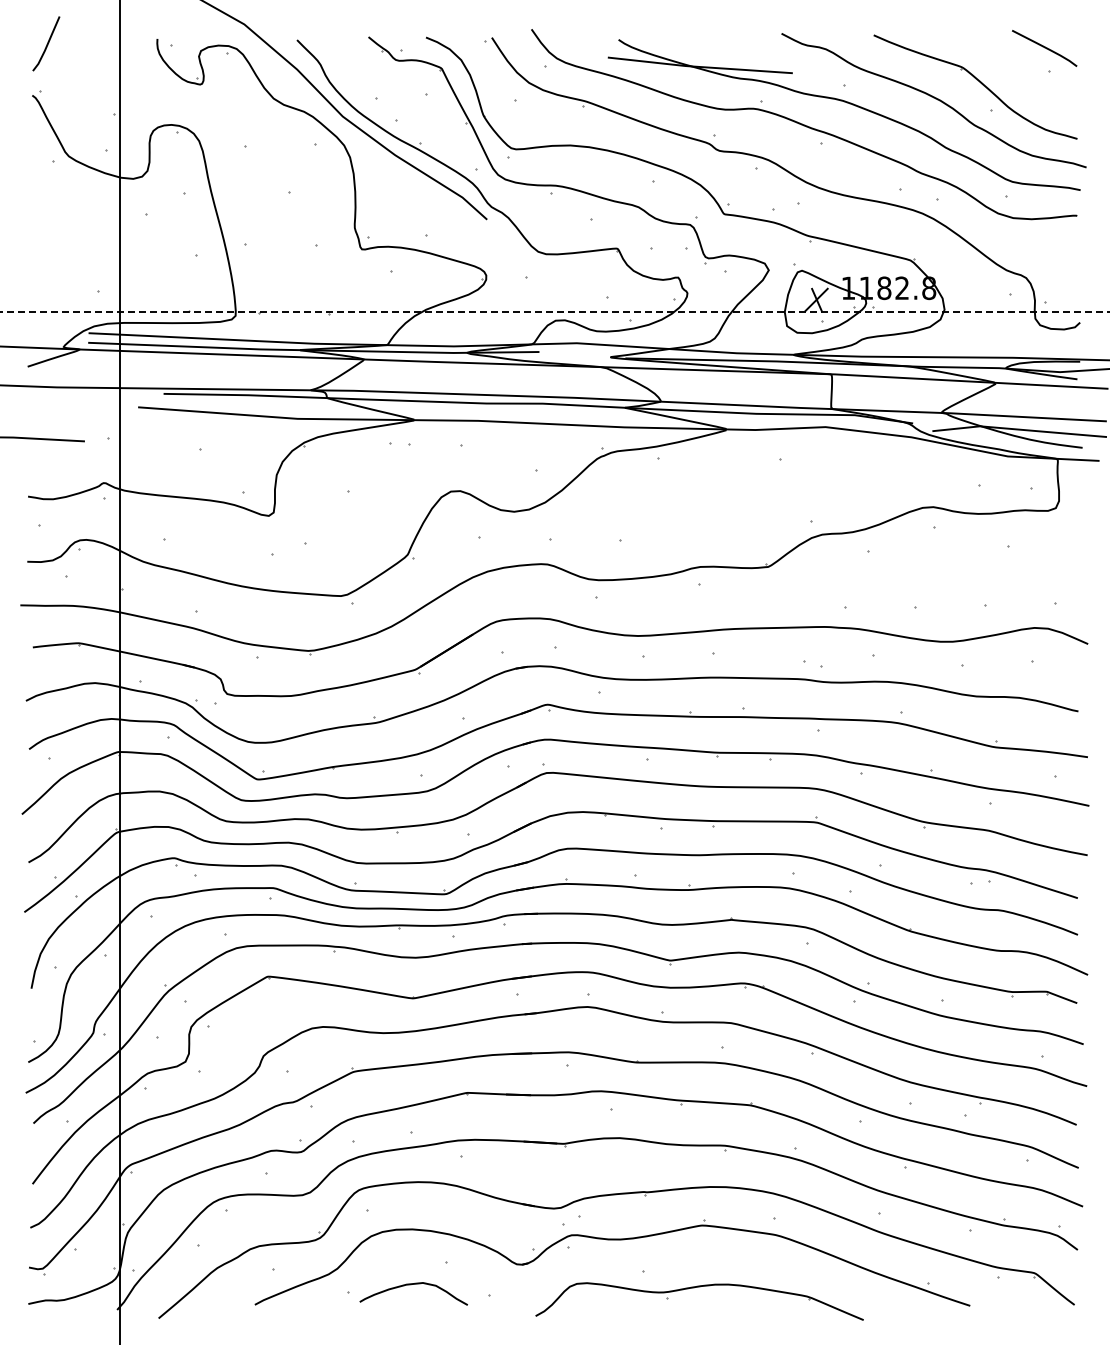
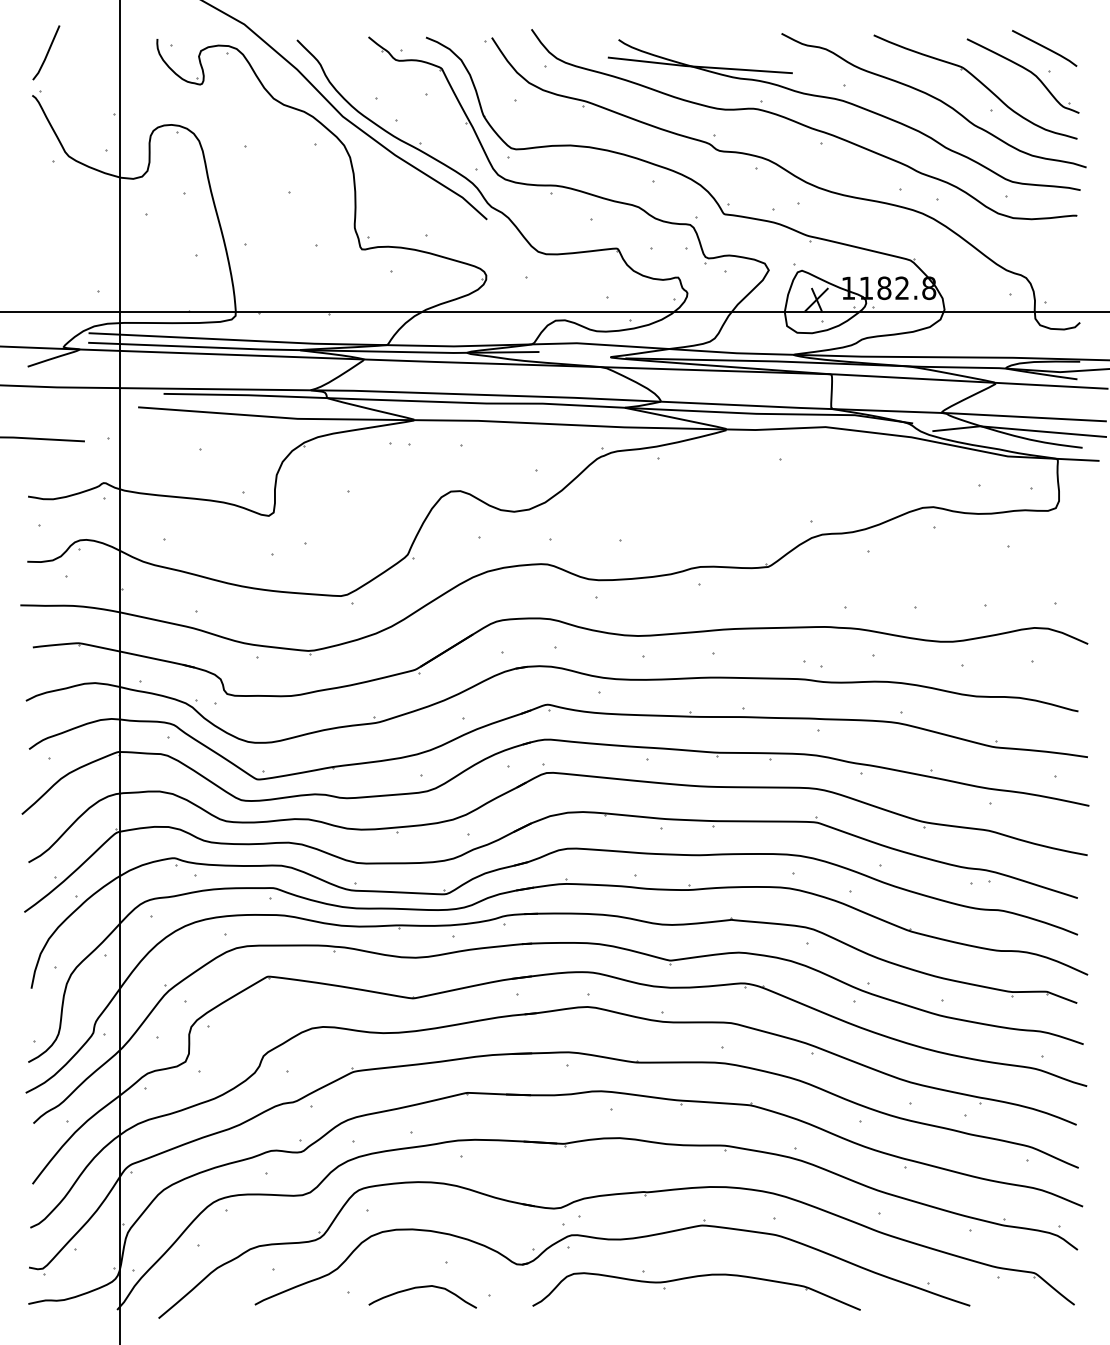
line position: (47, 43) -> (47, 52) (47, 52)
part: none -> present (1024, 69)
line: dashed -> solid (555, 311)
curve position: (411, 1285) -> (420, 1288) (420, 1288)
part position: (694, 1288) -> (691, 1278) (691, 1278)
